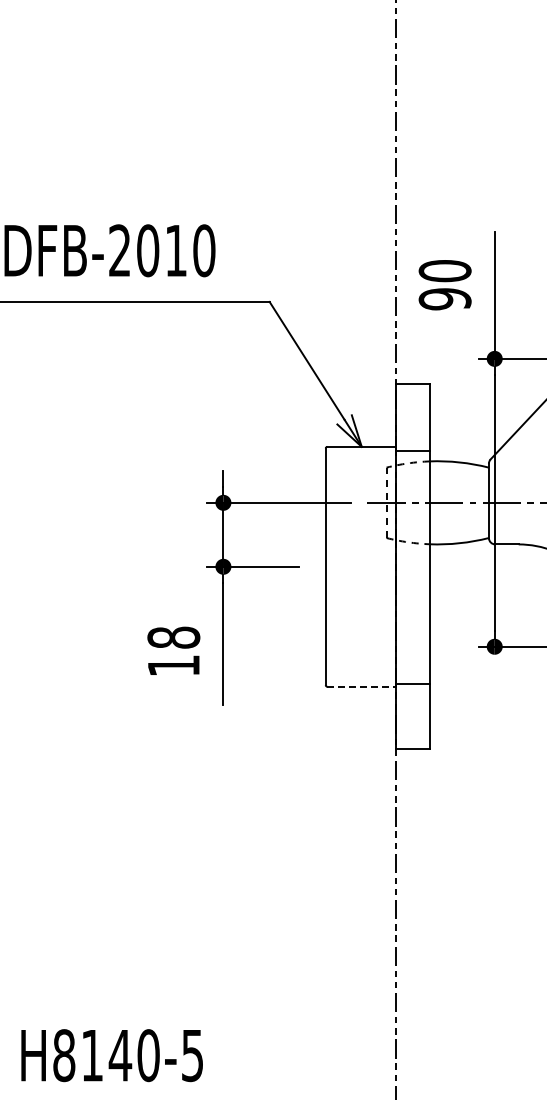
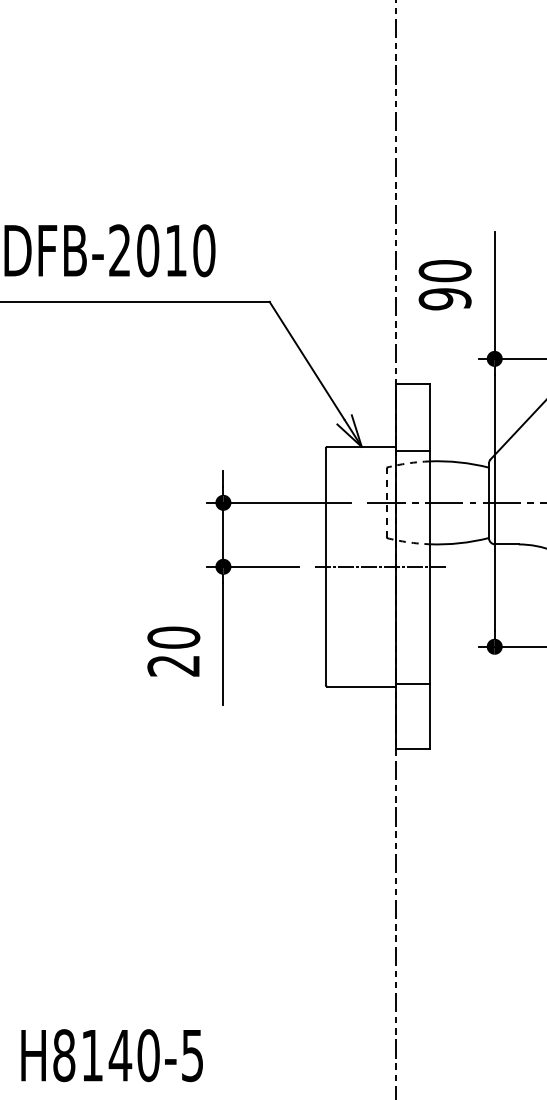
line: none -> present (380, 566)
text: 18 -> 20 (173, 651)
line: dashed -> solid (362, 686)
